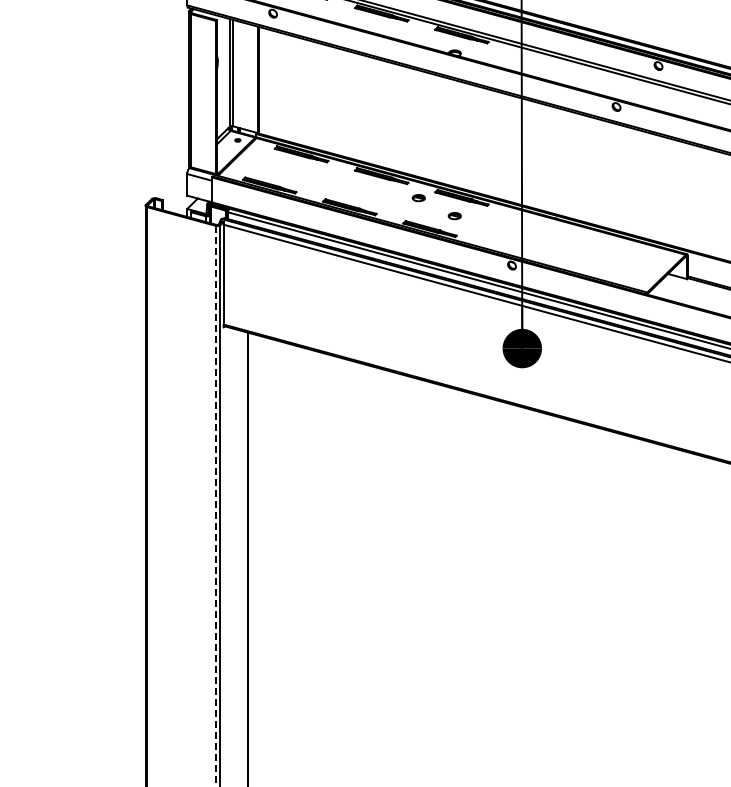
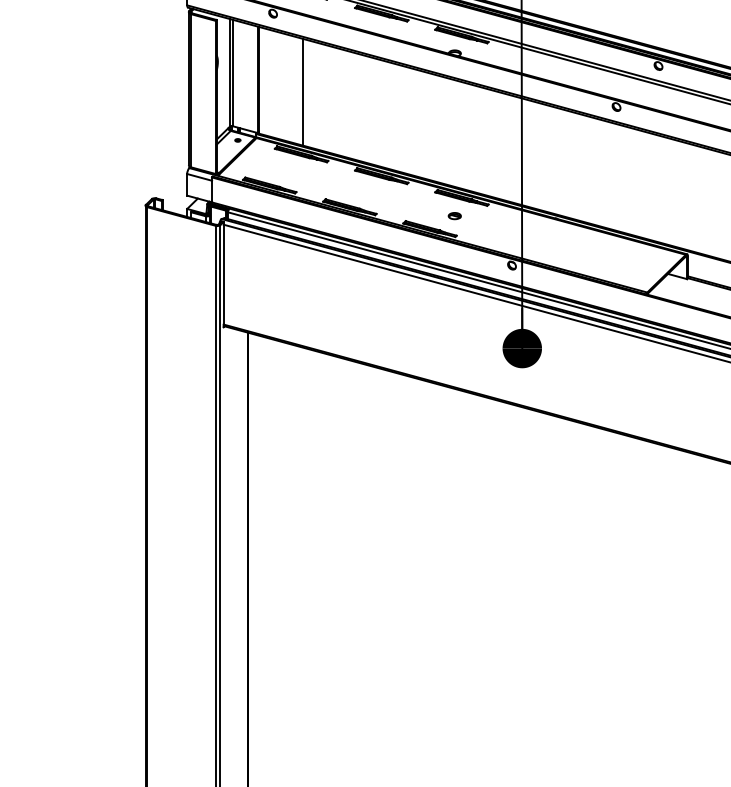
line: none -> present (302, 91)
part: present -> none (418, 198)
line: dashed -> solid (215, 506)
